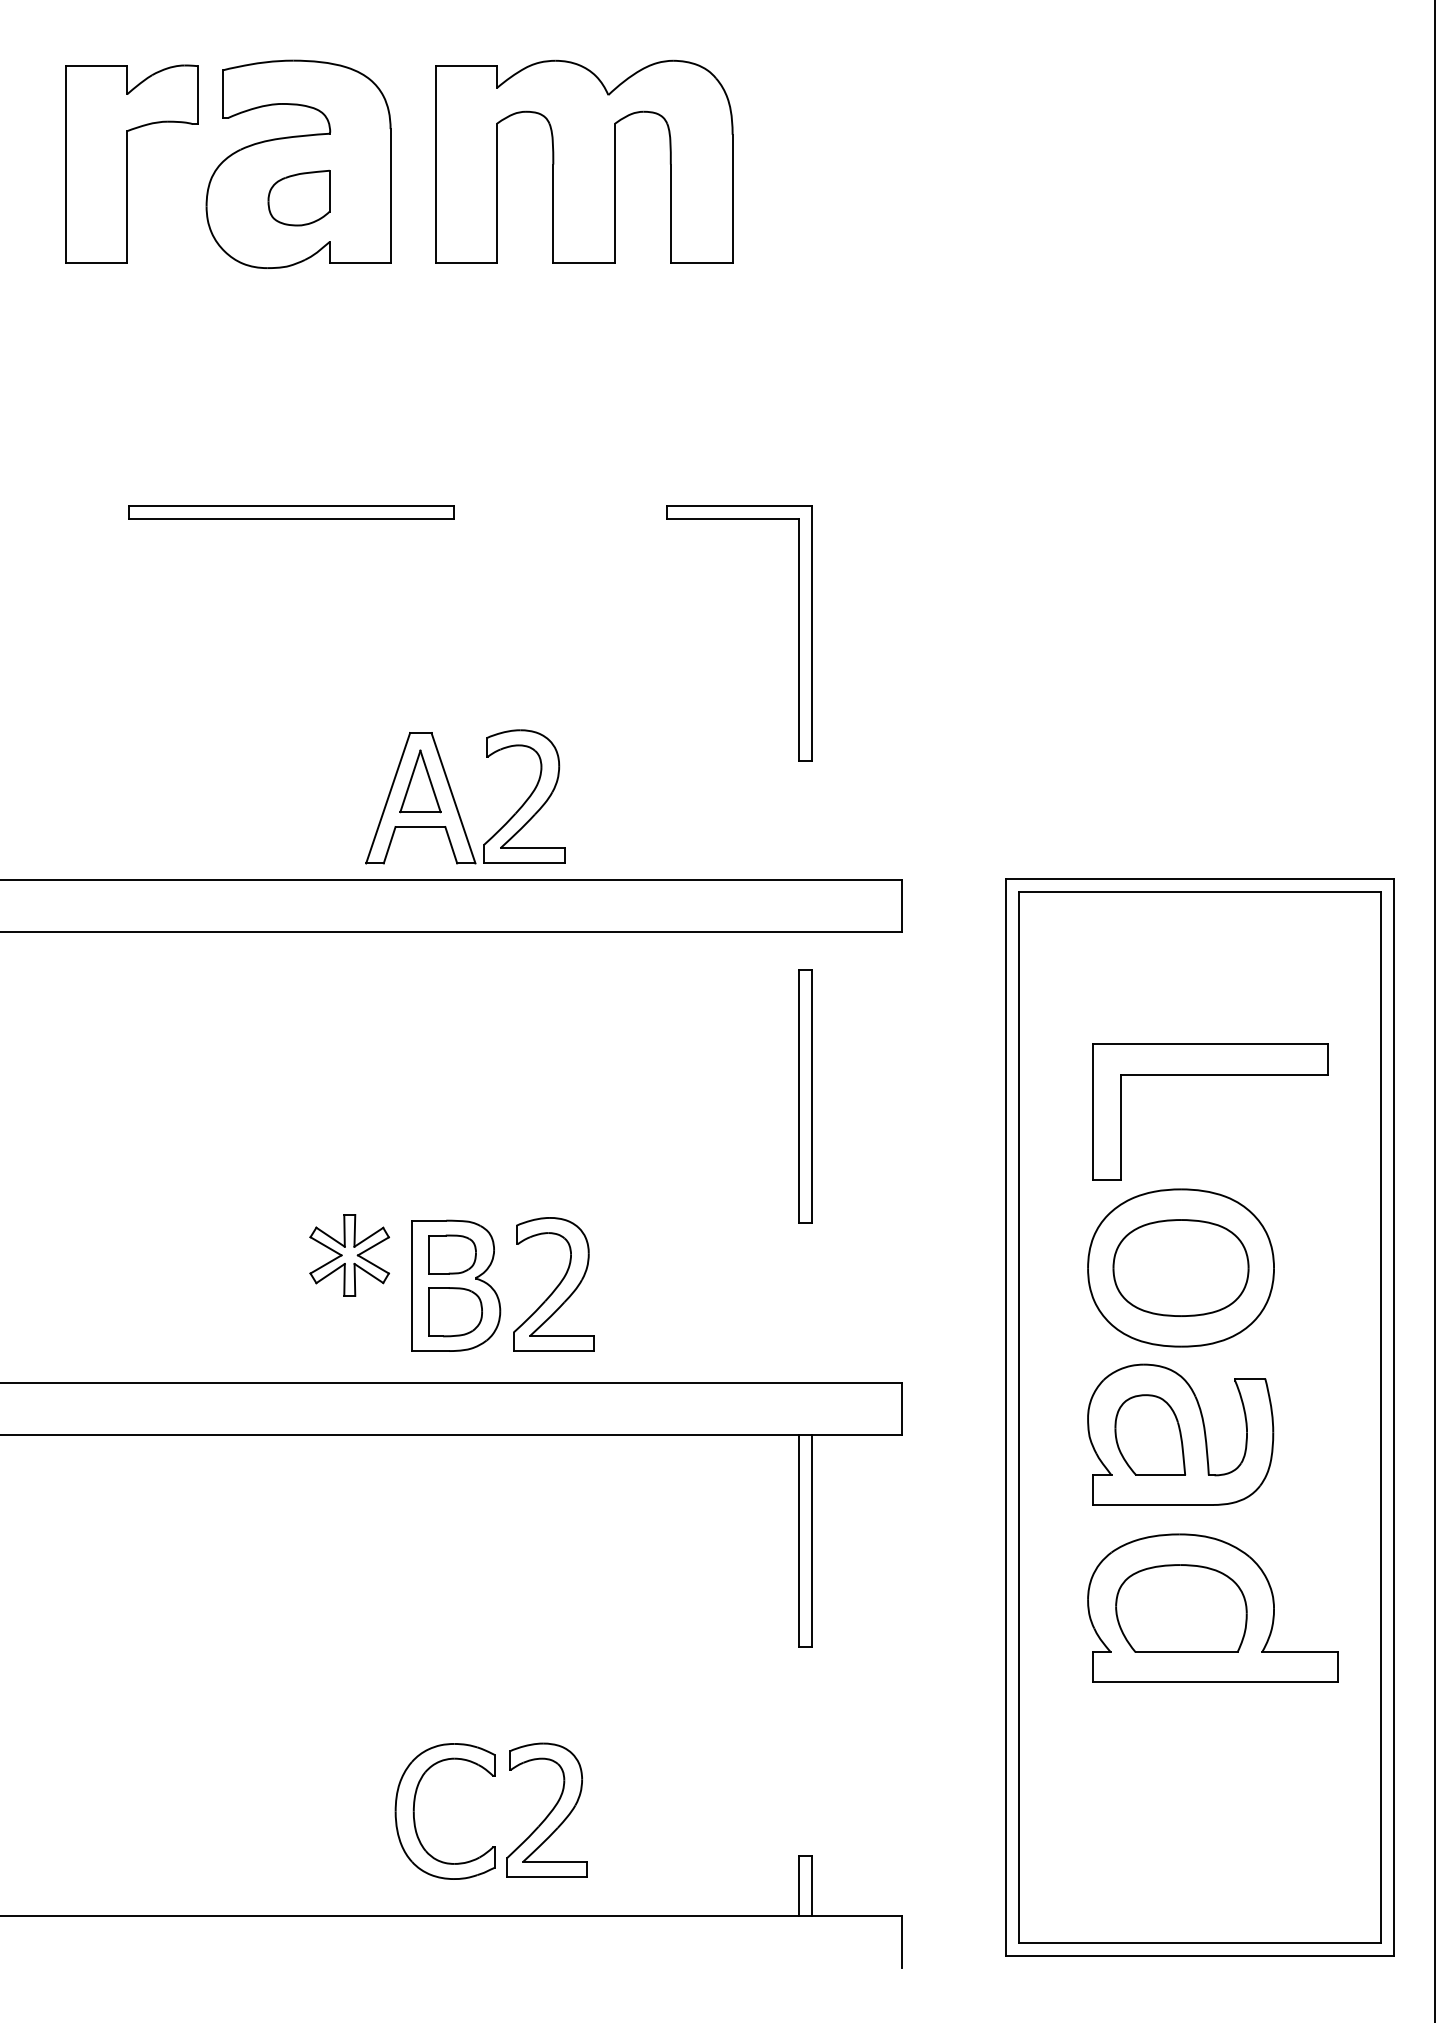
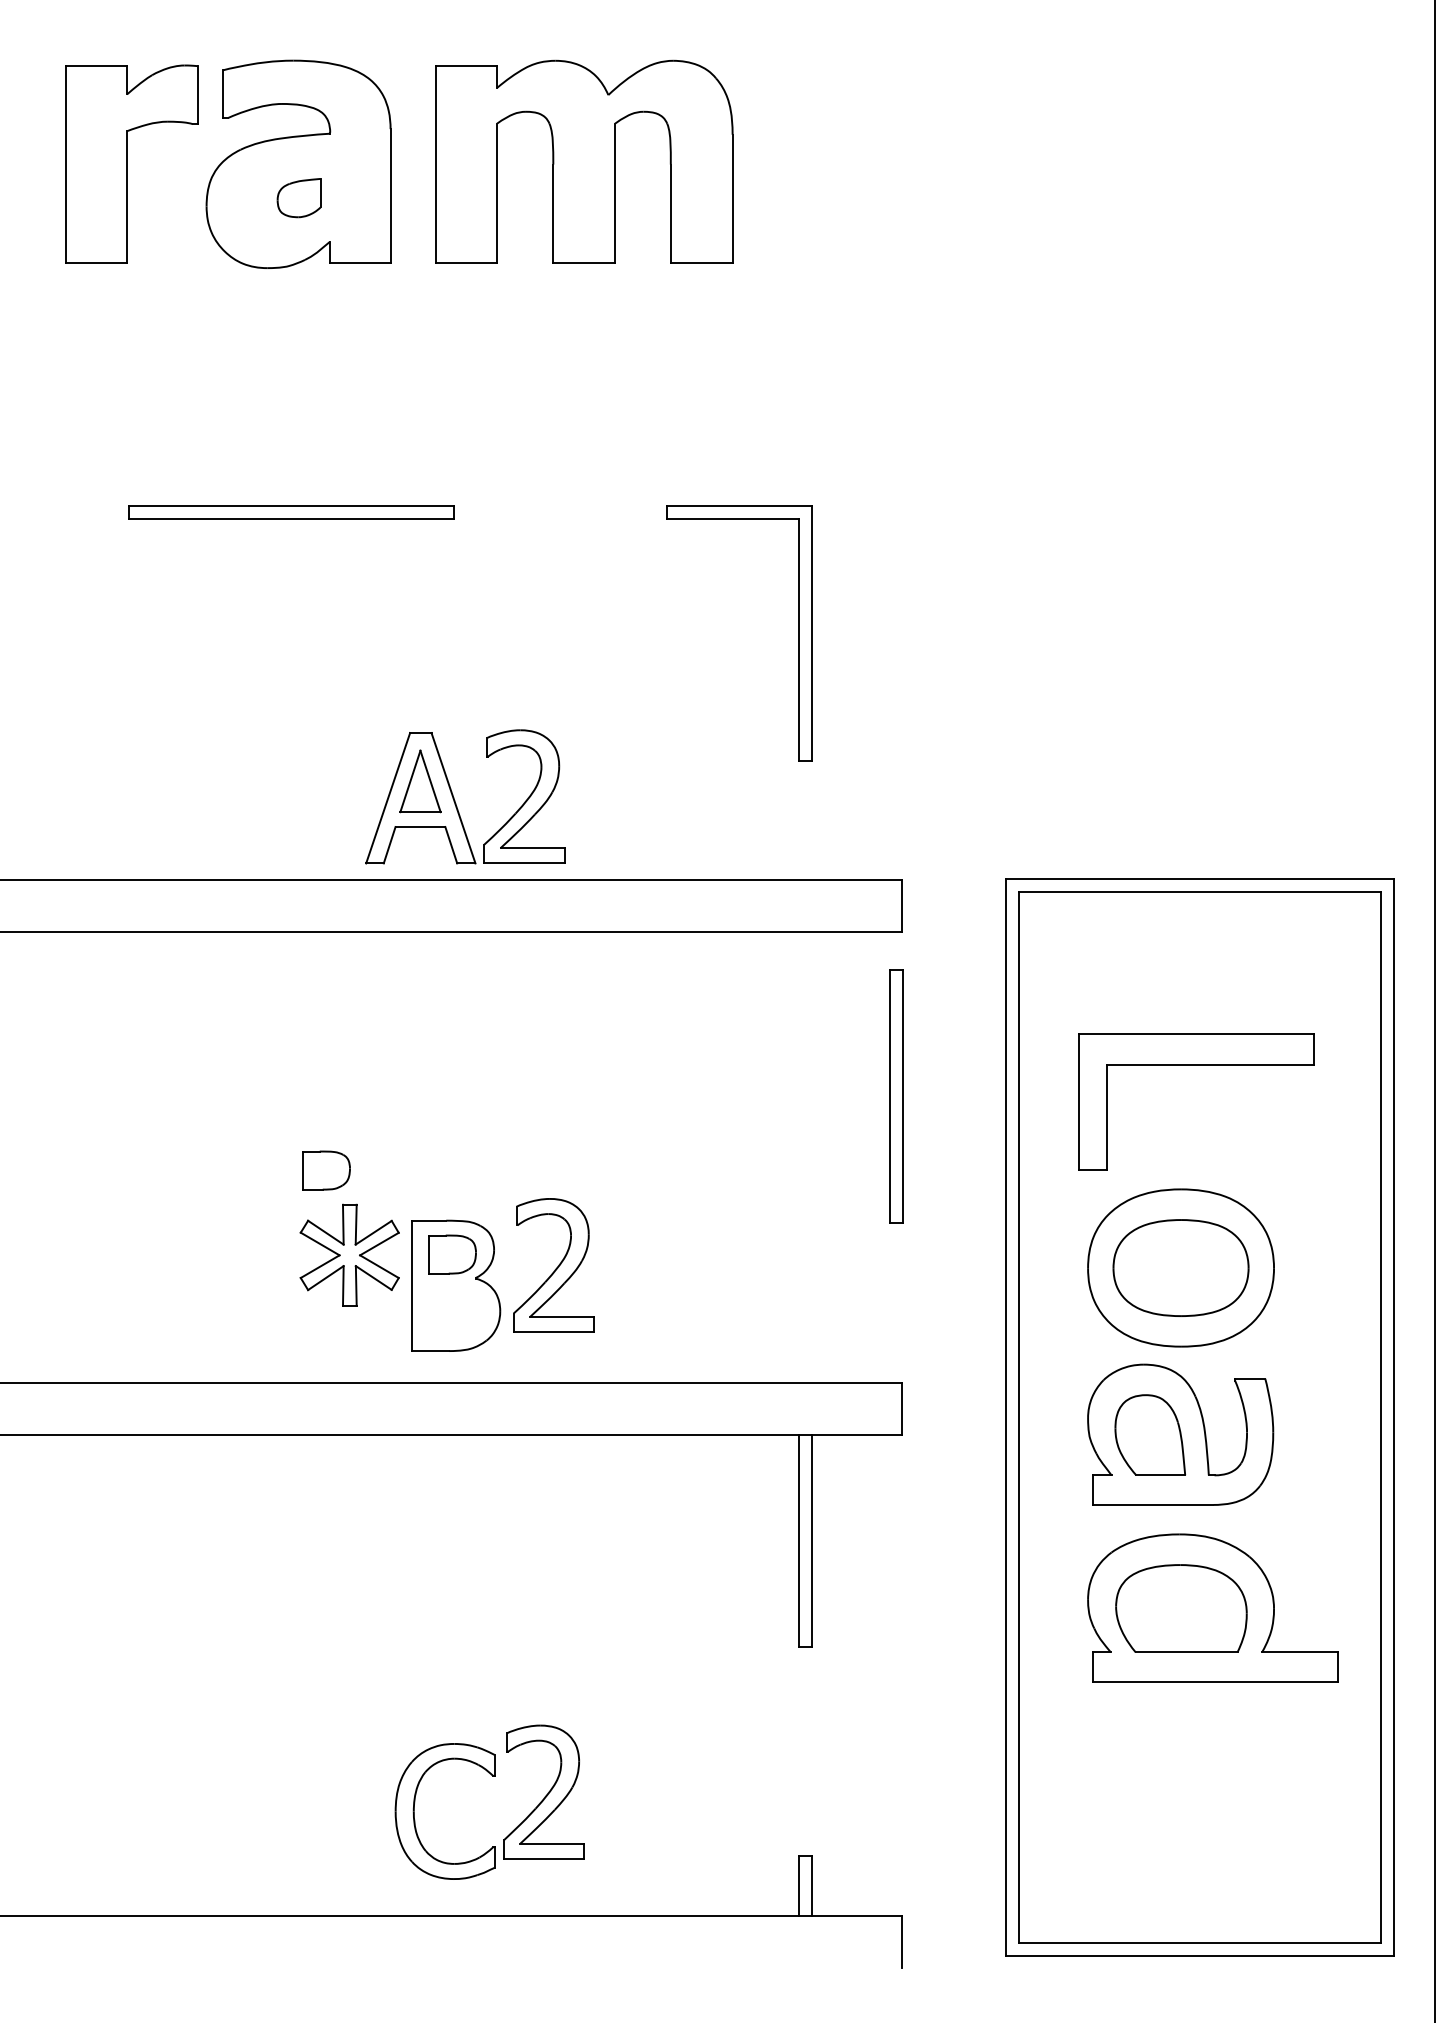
part size: 64x58 px -> 46x41 px (298, 198)
part position: (1210, 1075) -> (1196, 1065) (1196, 1065)
part position: (805, 1096) -> (896, 1096) (896, 1096)
part: none -> present (326, 1170)
part size: 81x83 px -> 101x104 px (349, 1254)
part position: (553, 1284) -> (553, 1265) (553, 1265)
part: present -> none (455, 1312)
part position: (546, 1809) -> (543, 1791) (543, 1791)
